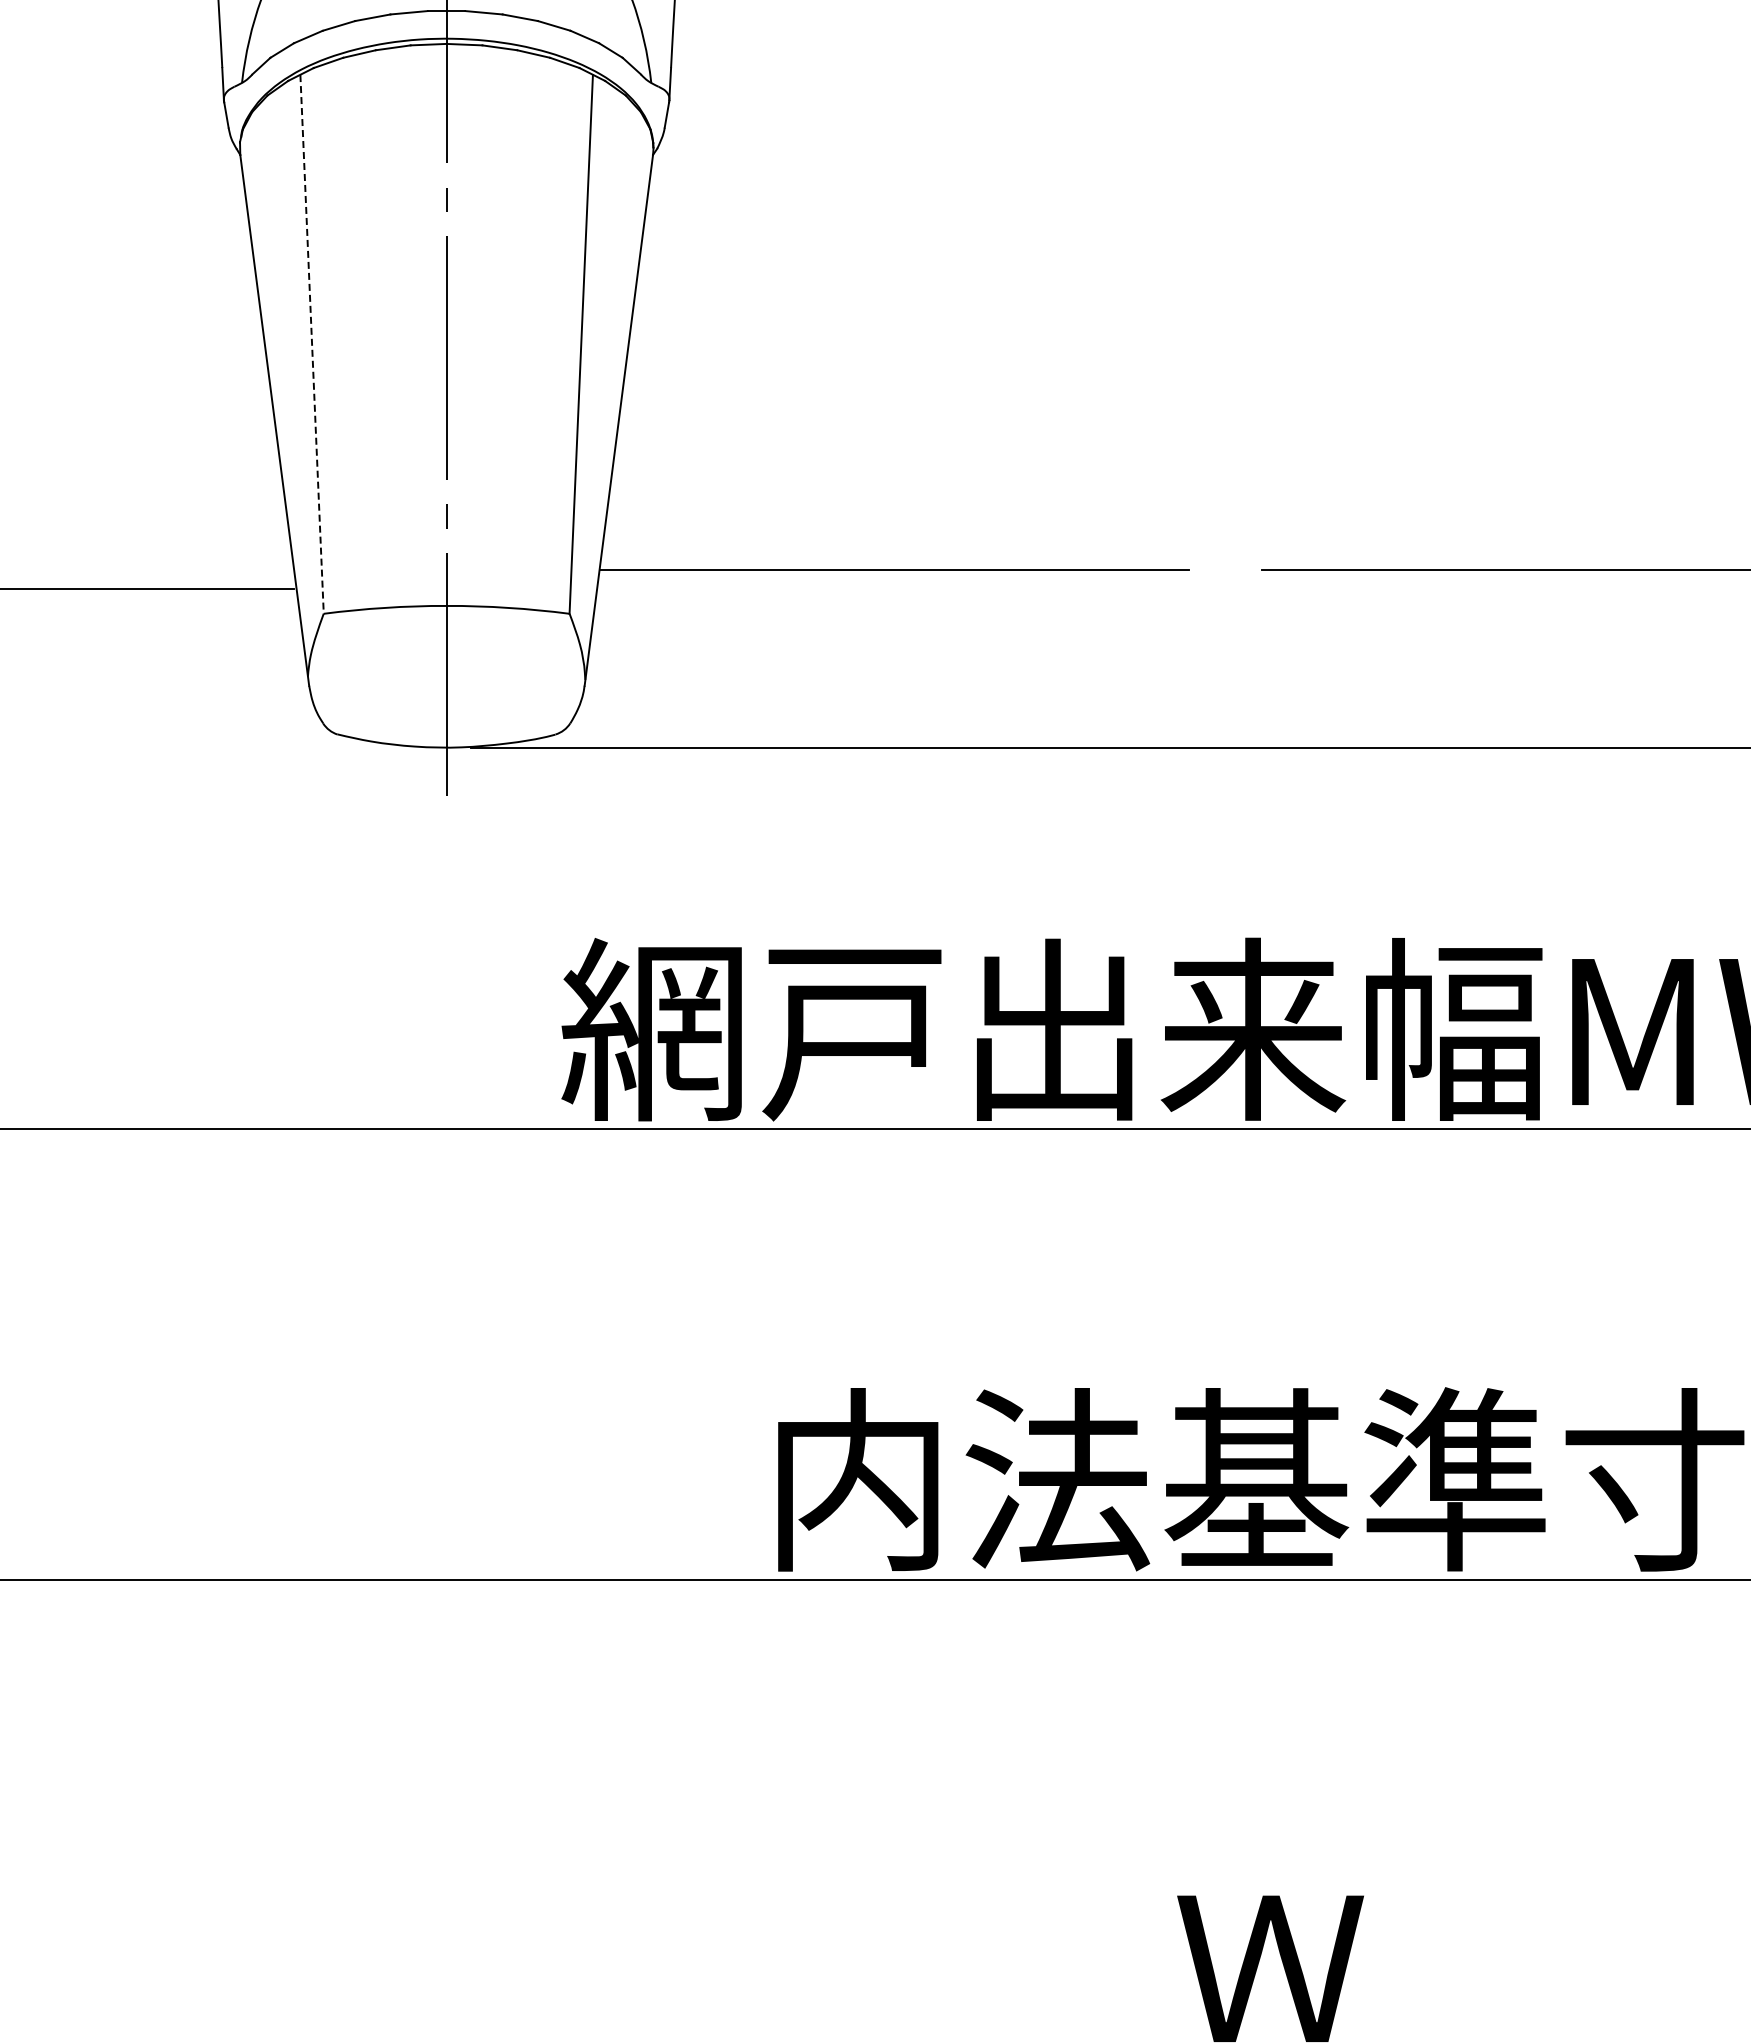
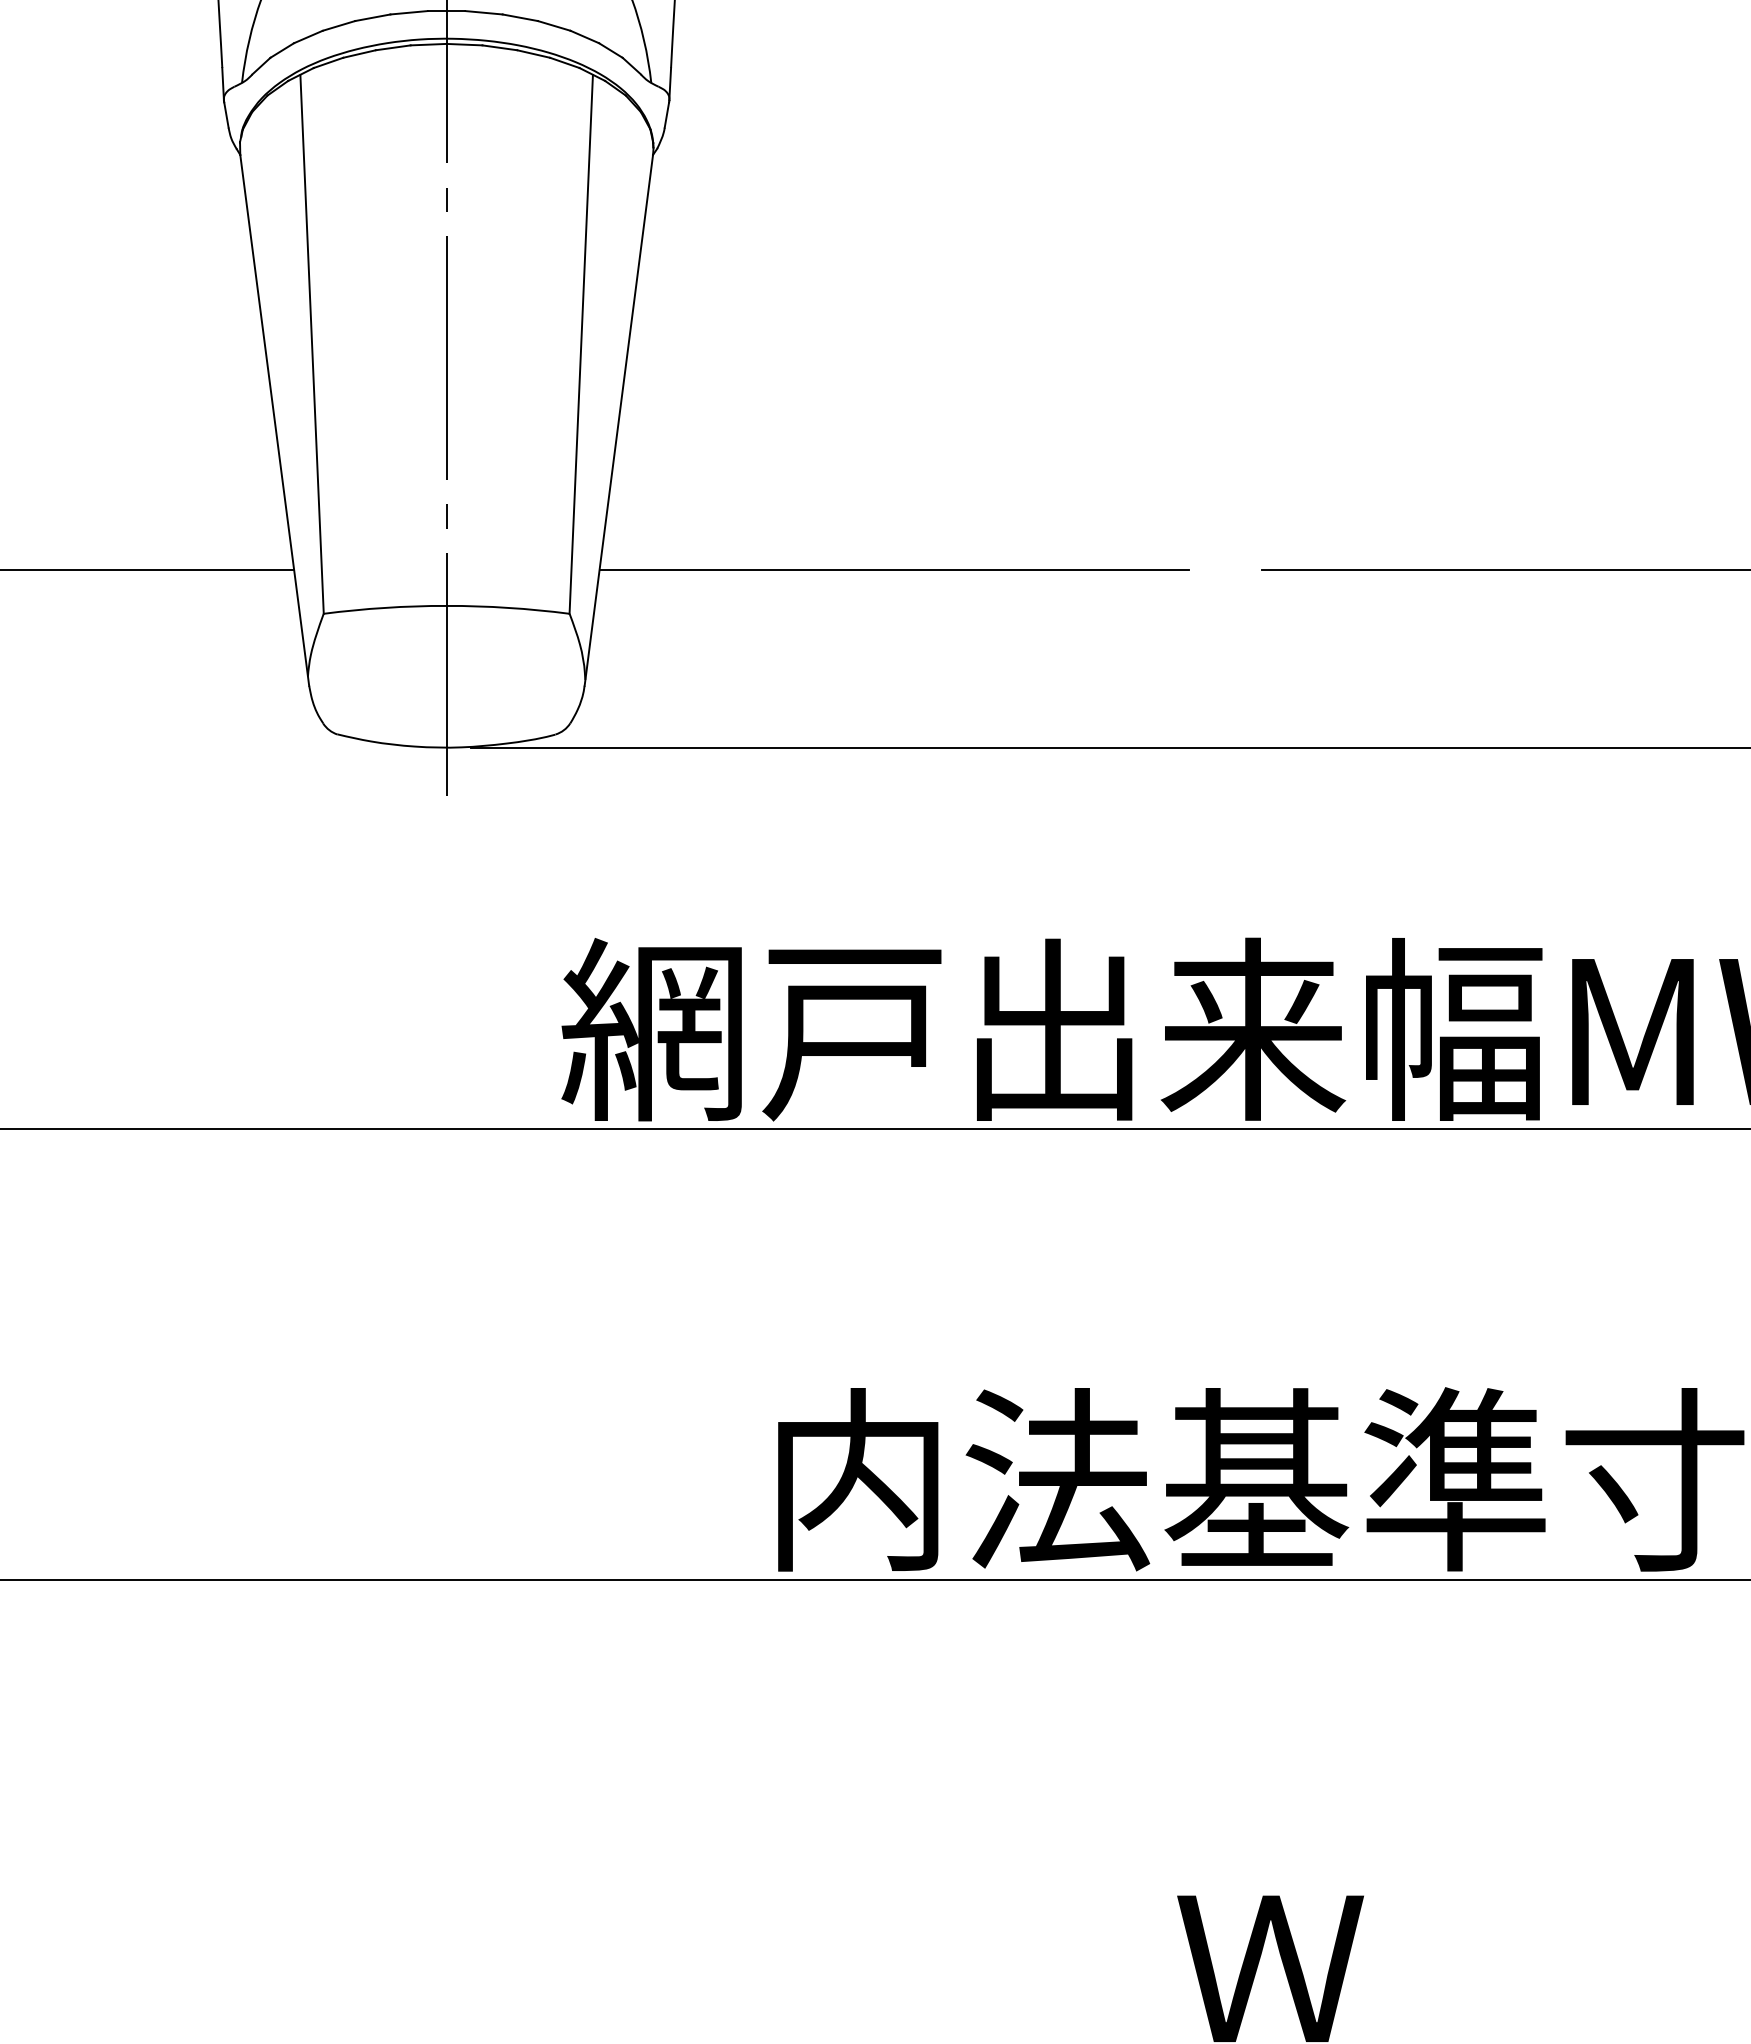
line: dashed -> solid (312, 344)
line position: (148, 588) -> (148, 569) (148, 569)
